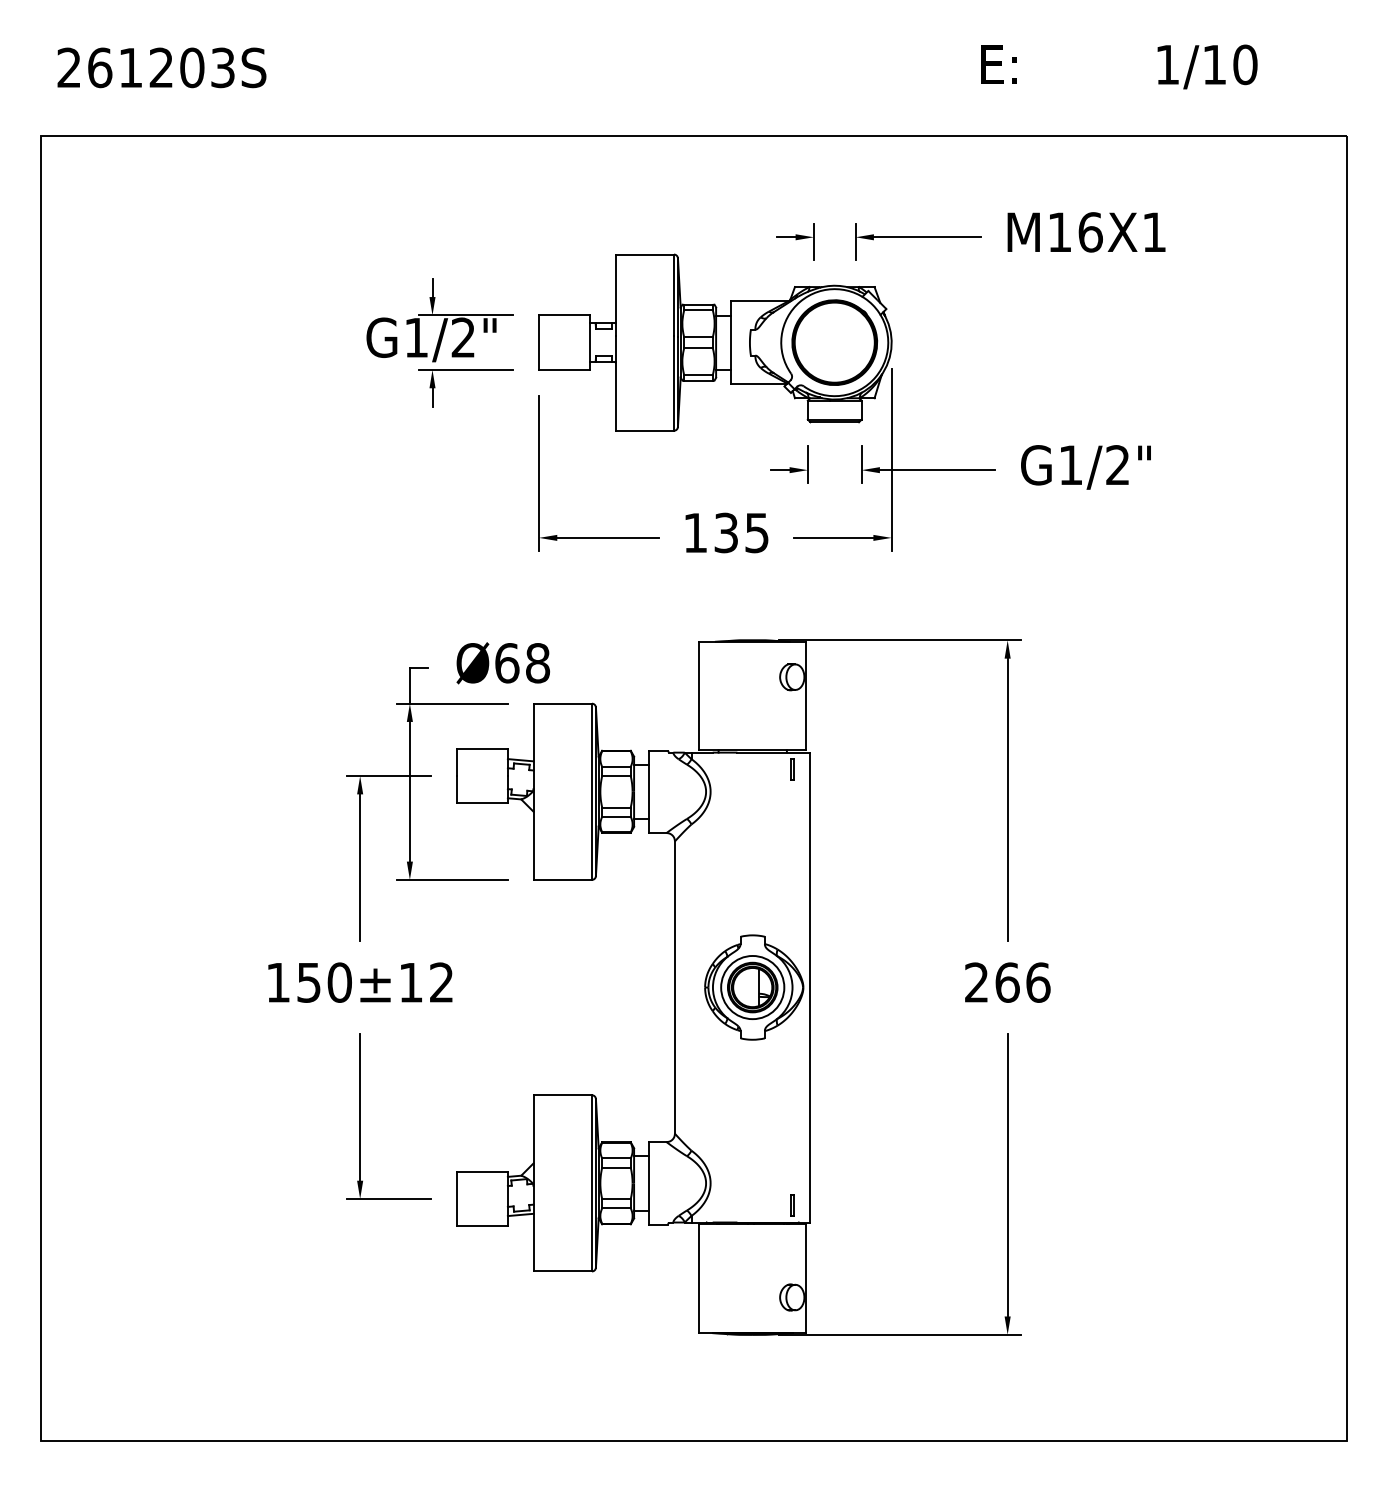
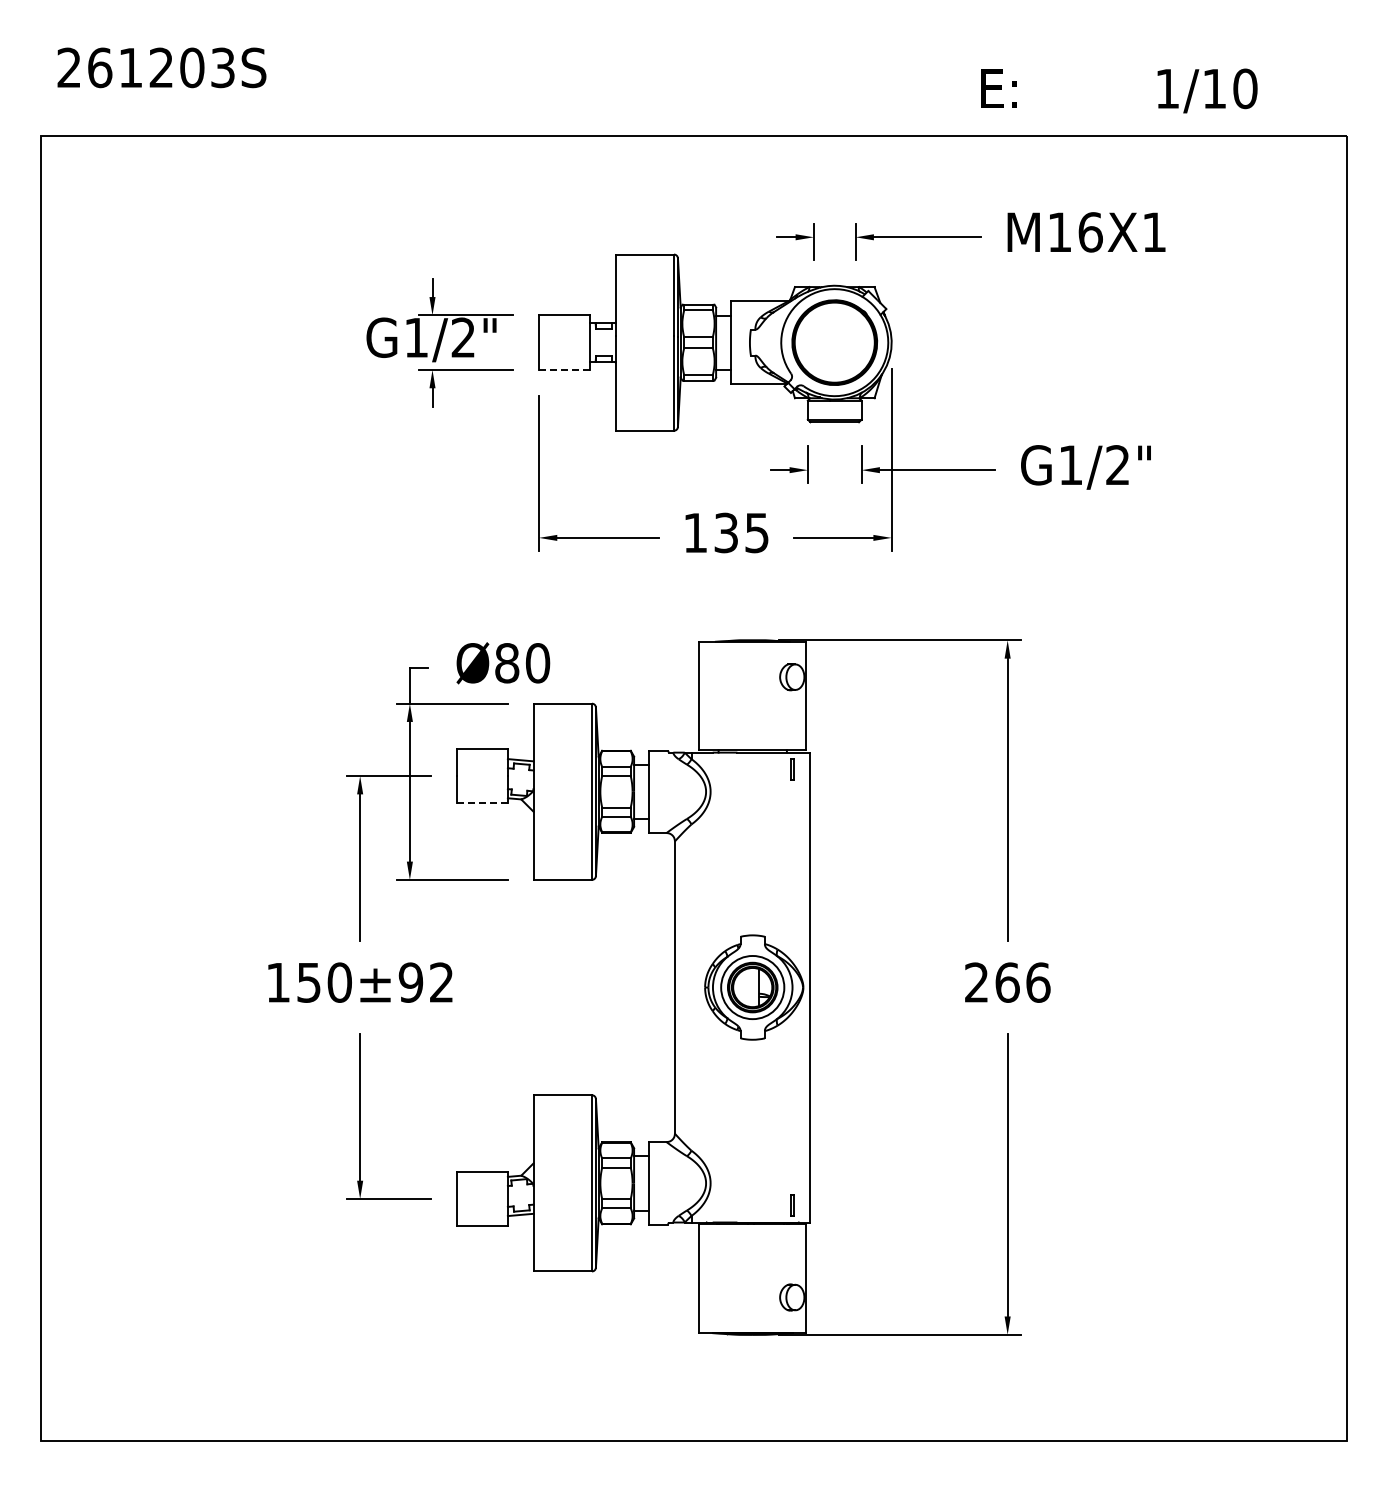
text position: (1119, 66) -> (1119, 90) (1119, 90)
line: solid -> dashed (563, 370)
text: Ø68 -> Ø80 (522, 663)
line: solid -> dashed (482, 803)
text: 150±12 -> 150±92 (410, 982)
